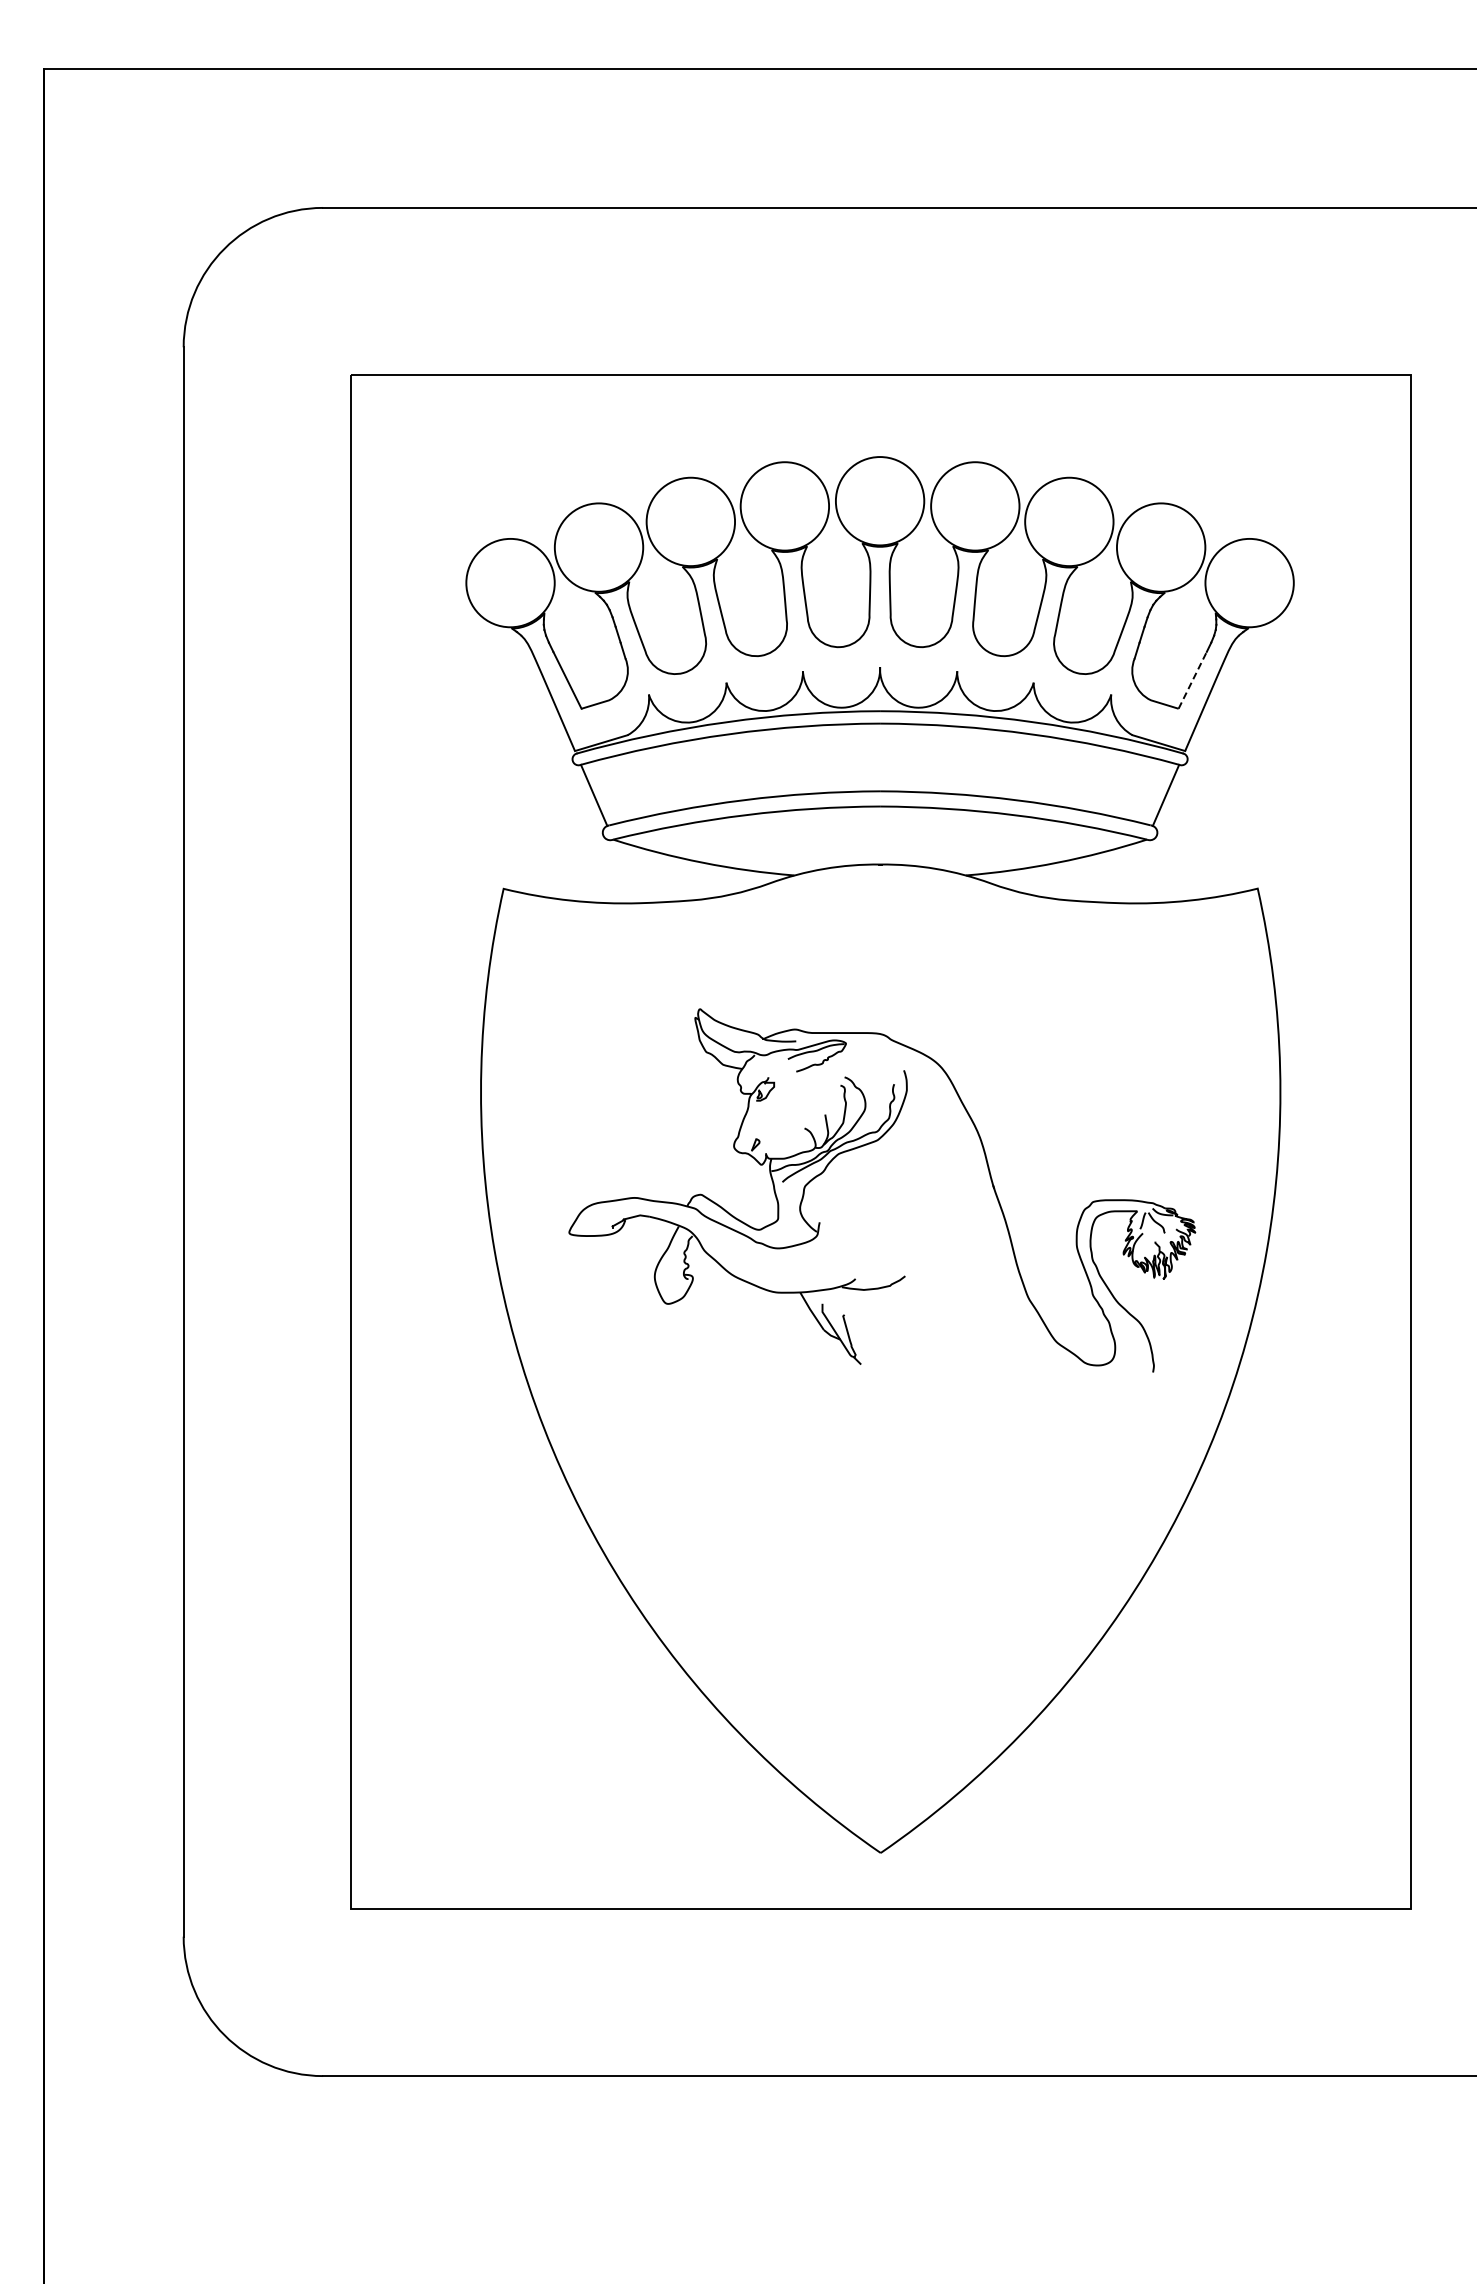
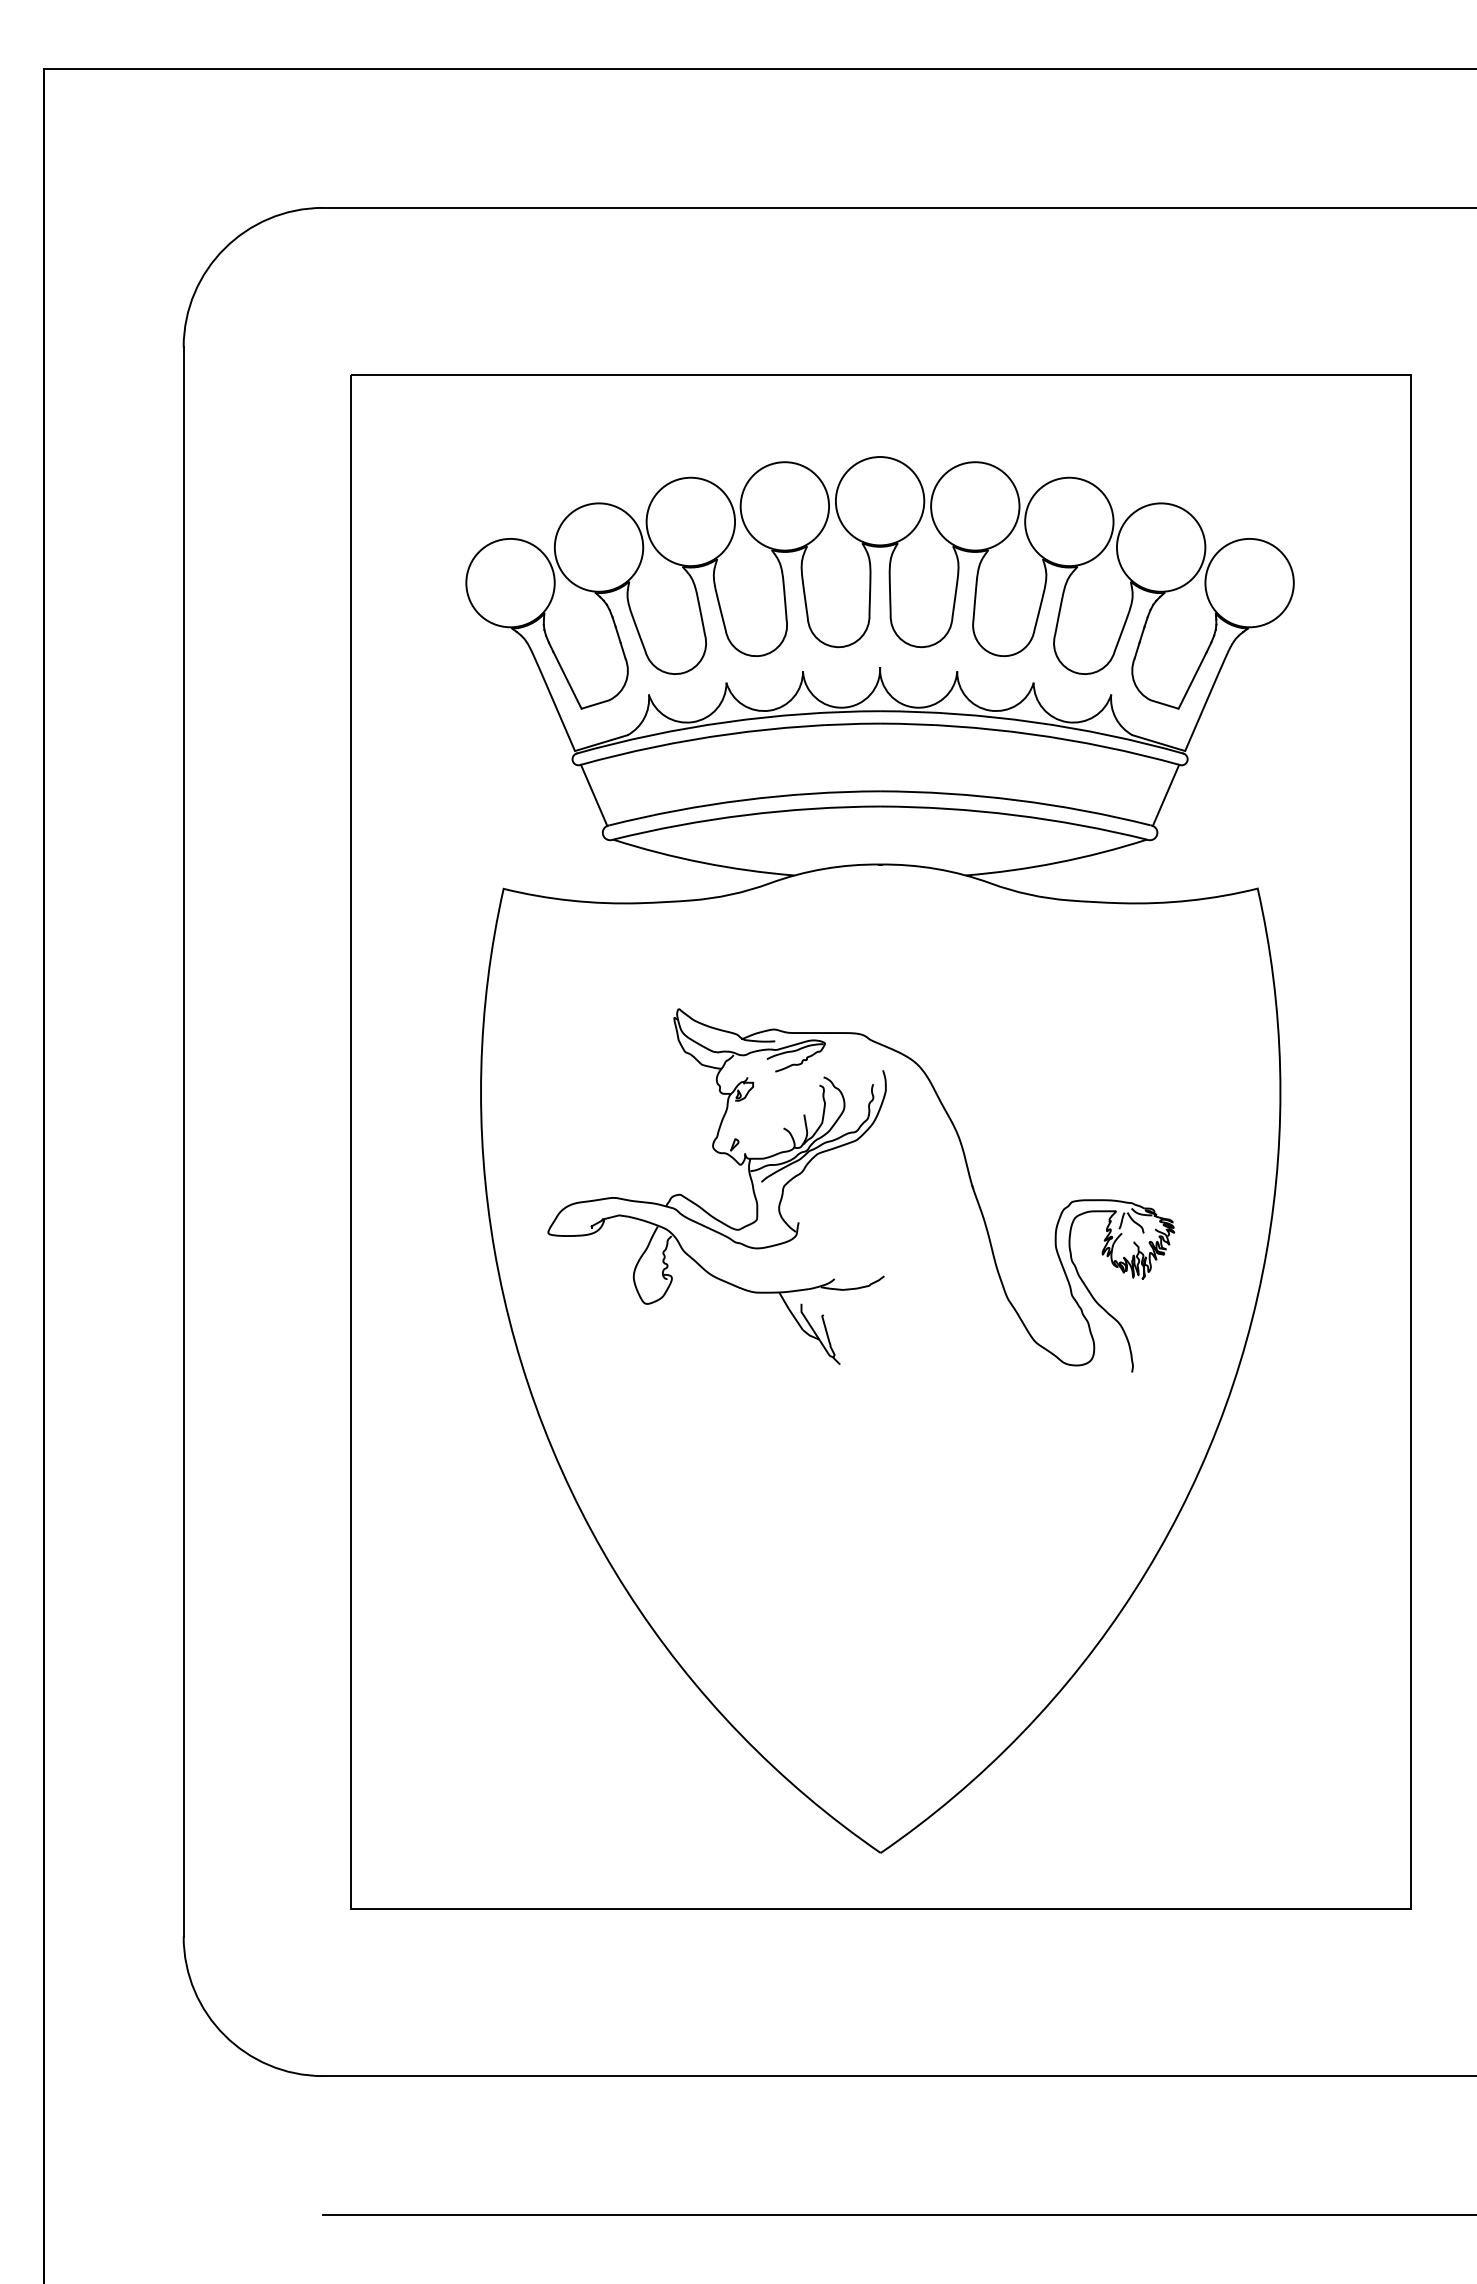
line: dashed -> solid (1192, 680)
part position: (864, 1146) -> (843, 1146) (843, 1146)
line: none -> present (898, 2215)
